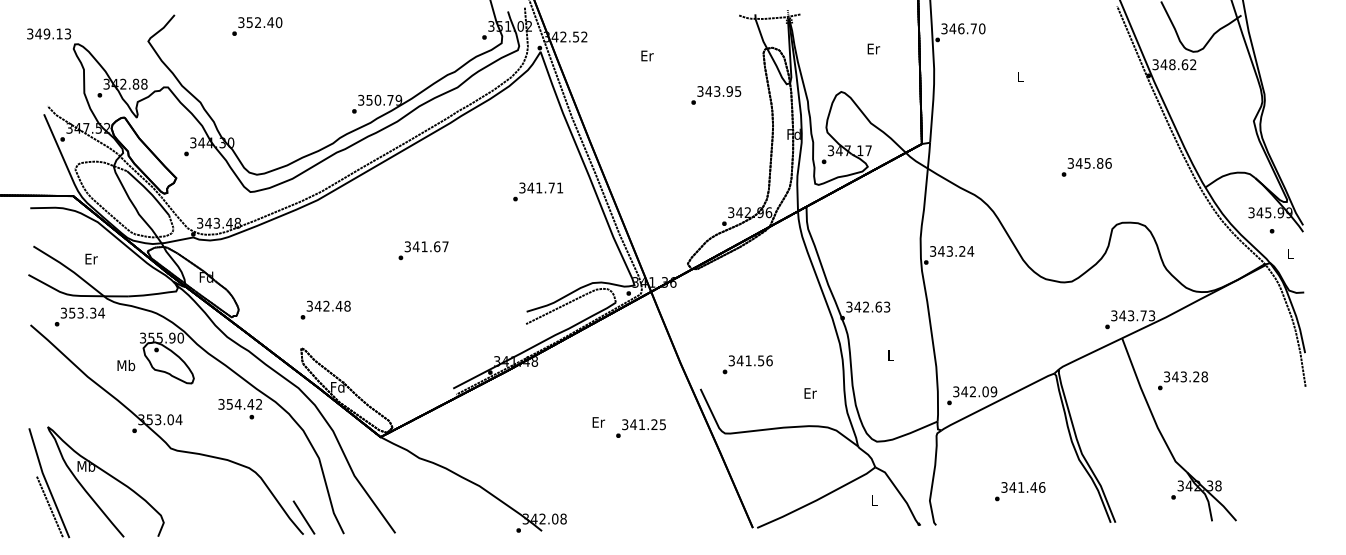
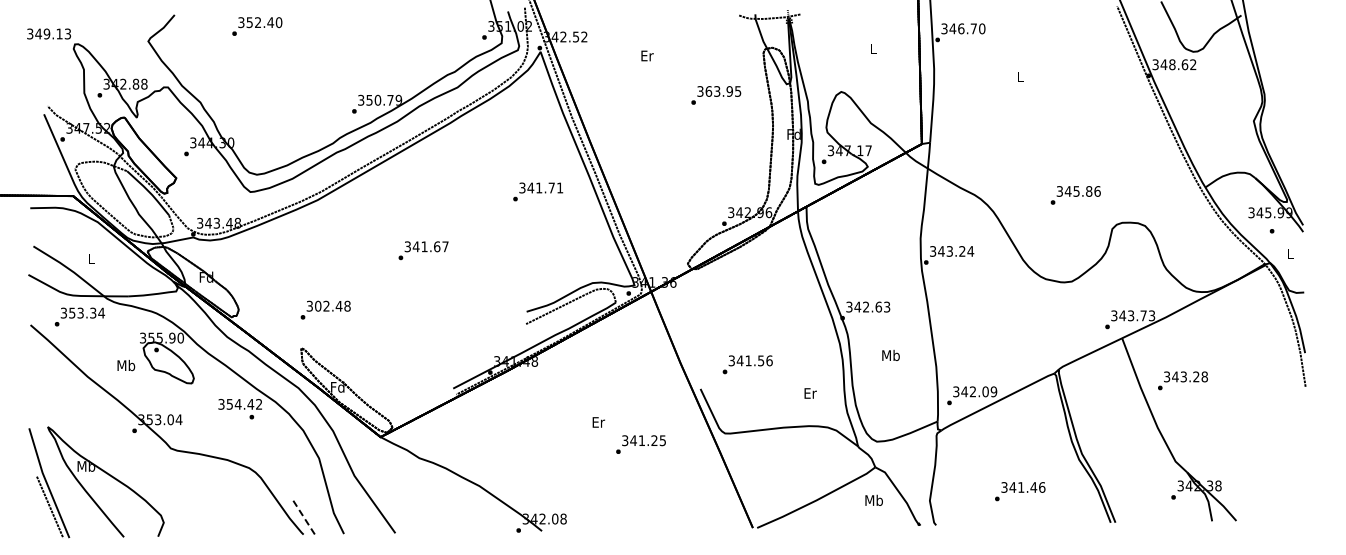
text: Er -> L (873, 48)
text: 343.95 -> 363.95 (708, 91)
text position: (1086, 167) -> (1075, 195) (1075, 195)
text: Er -> L (91, 258)
text: 342.48 -> 302.48 (317, 305)
text: L -> Mb (890, 354)
text position: (640, 428) -> (640, 444) (640, 444)
text: L -> Mb (873, 499)
line: solid -> dashed (304, 517)
